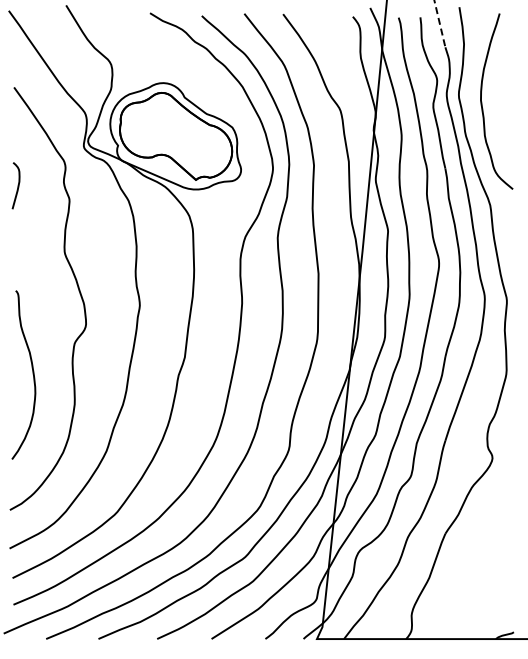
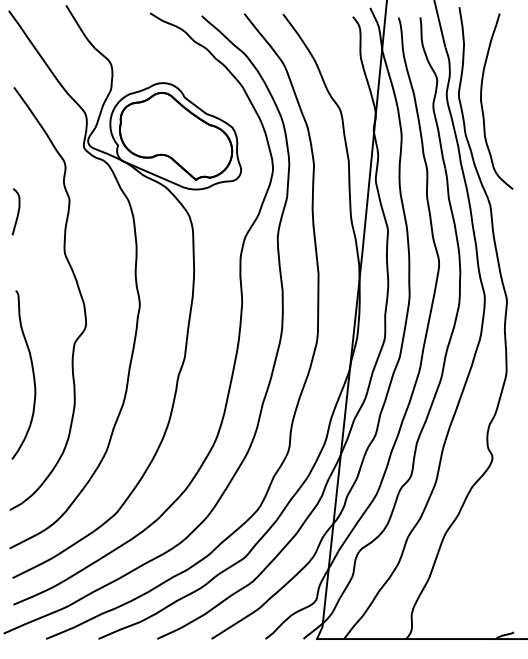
line: dashed -> solid (439, 24)
curve position: (17, 185) -> (17, 211) (17, 211)
